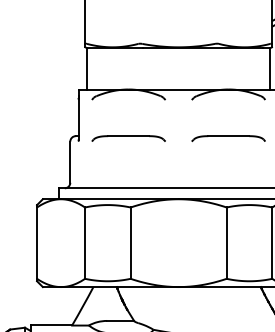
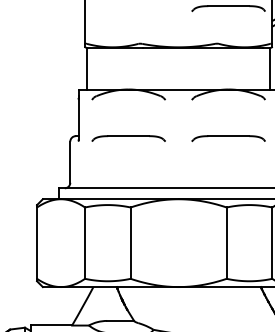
part: none -> present (228, 8)
